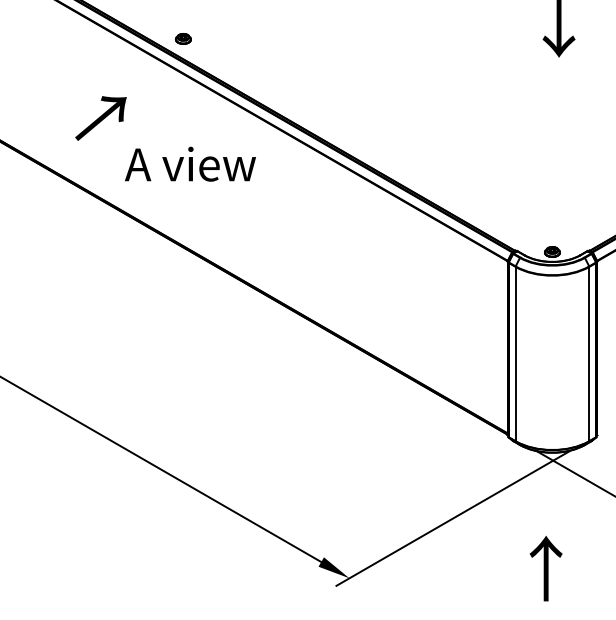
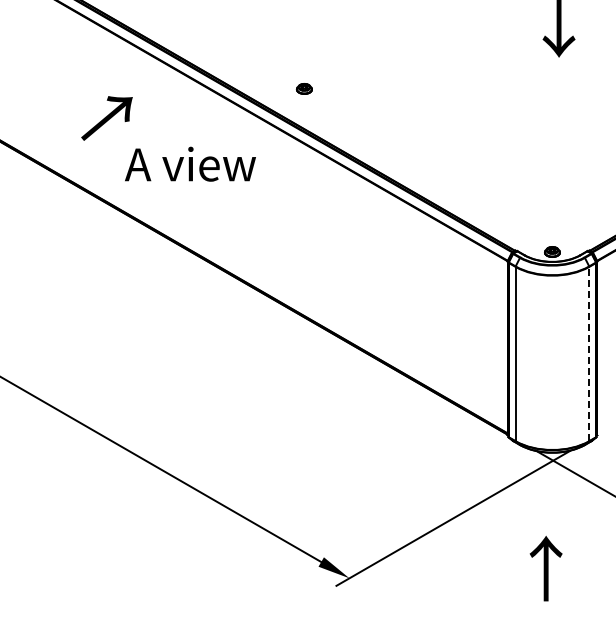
part position: (182, 38) -> (303, 88) (303, 88)
text position: (100, 118) -> (106, 118) (106, 118)
line: solid -> dashed (589, 353)
